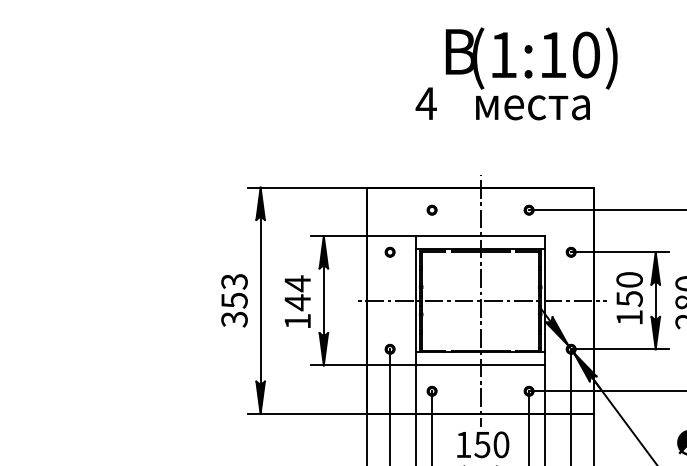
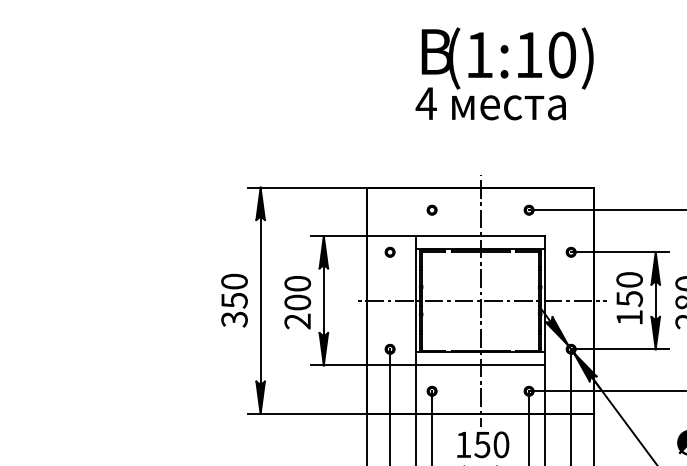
text position: (531, 73) -> (507, 73) (507, 73)
text: 353 -> 350 (234, 281)
text: 144 -> 200 (297, 302)
